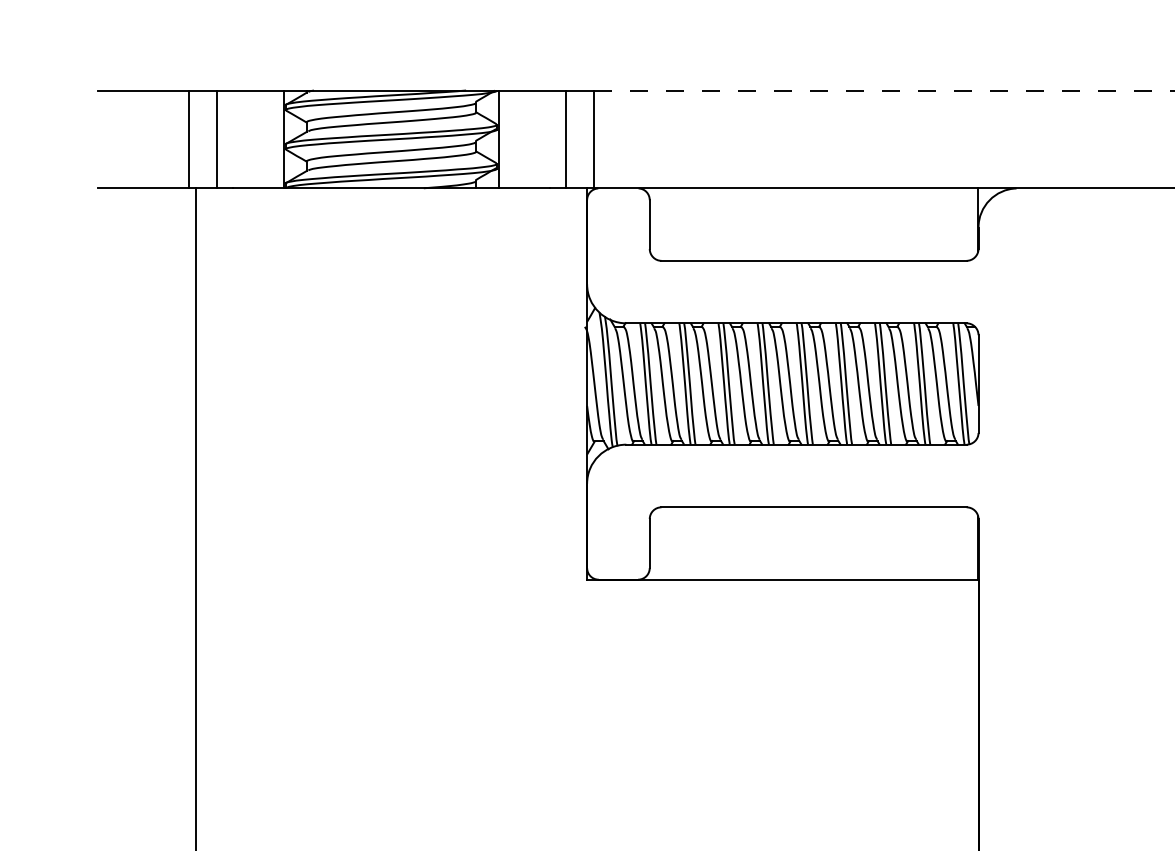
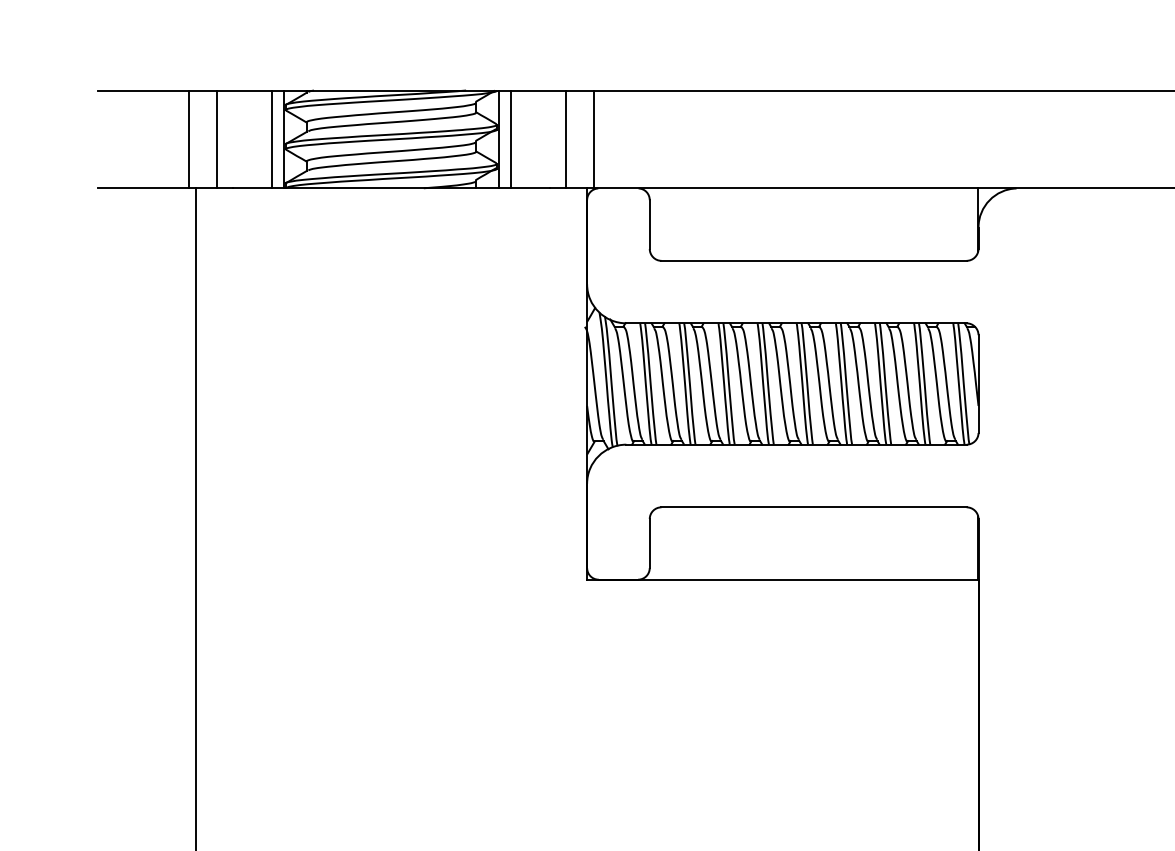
line: dashed -> solid (884, 90)
line: none -> present (272, 139)
line: none -> present (510, 139)
